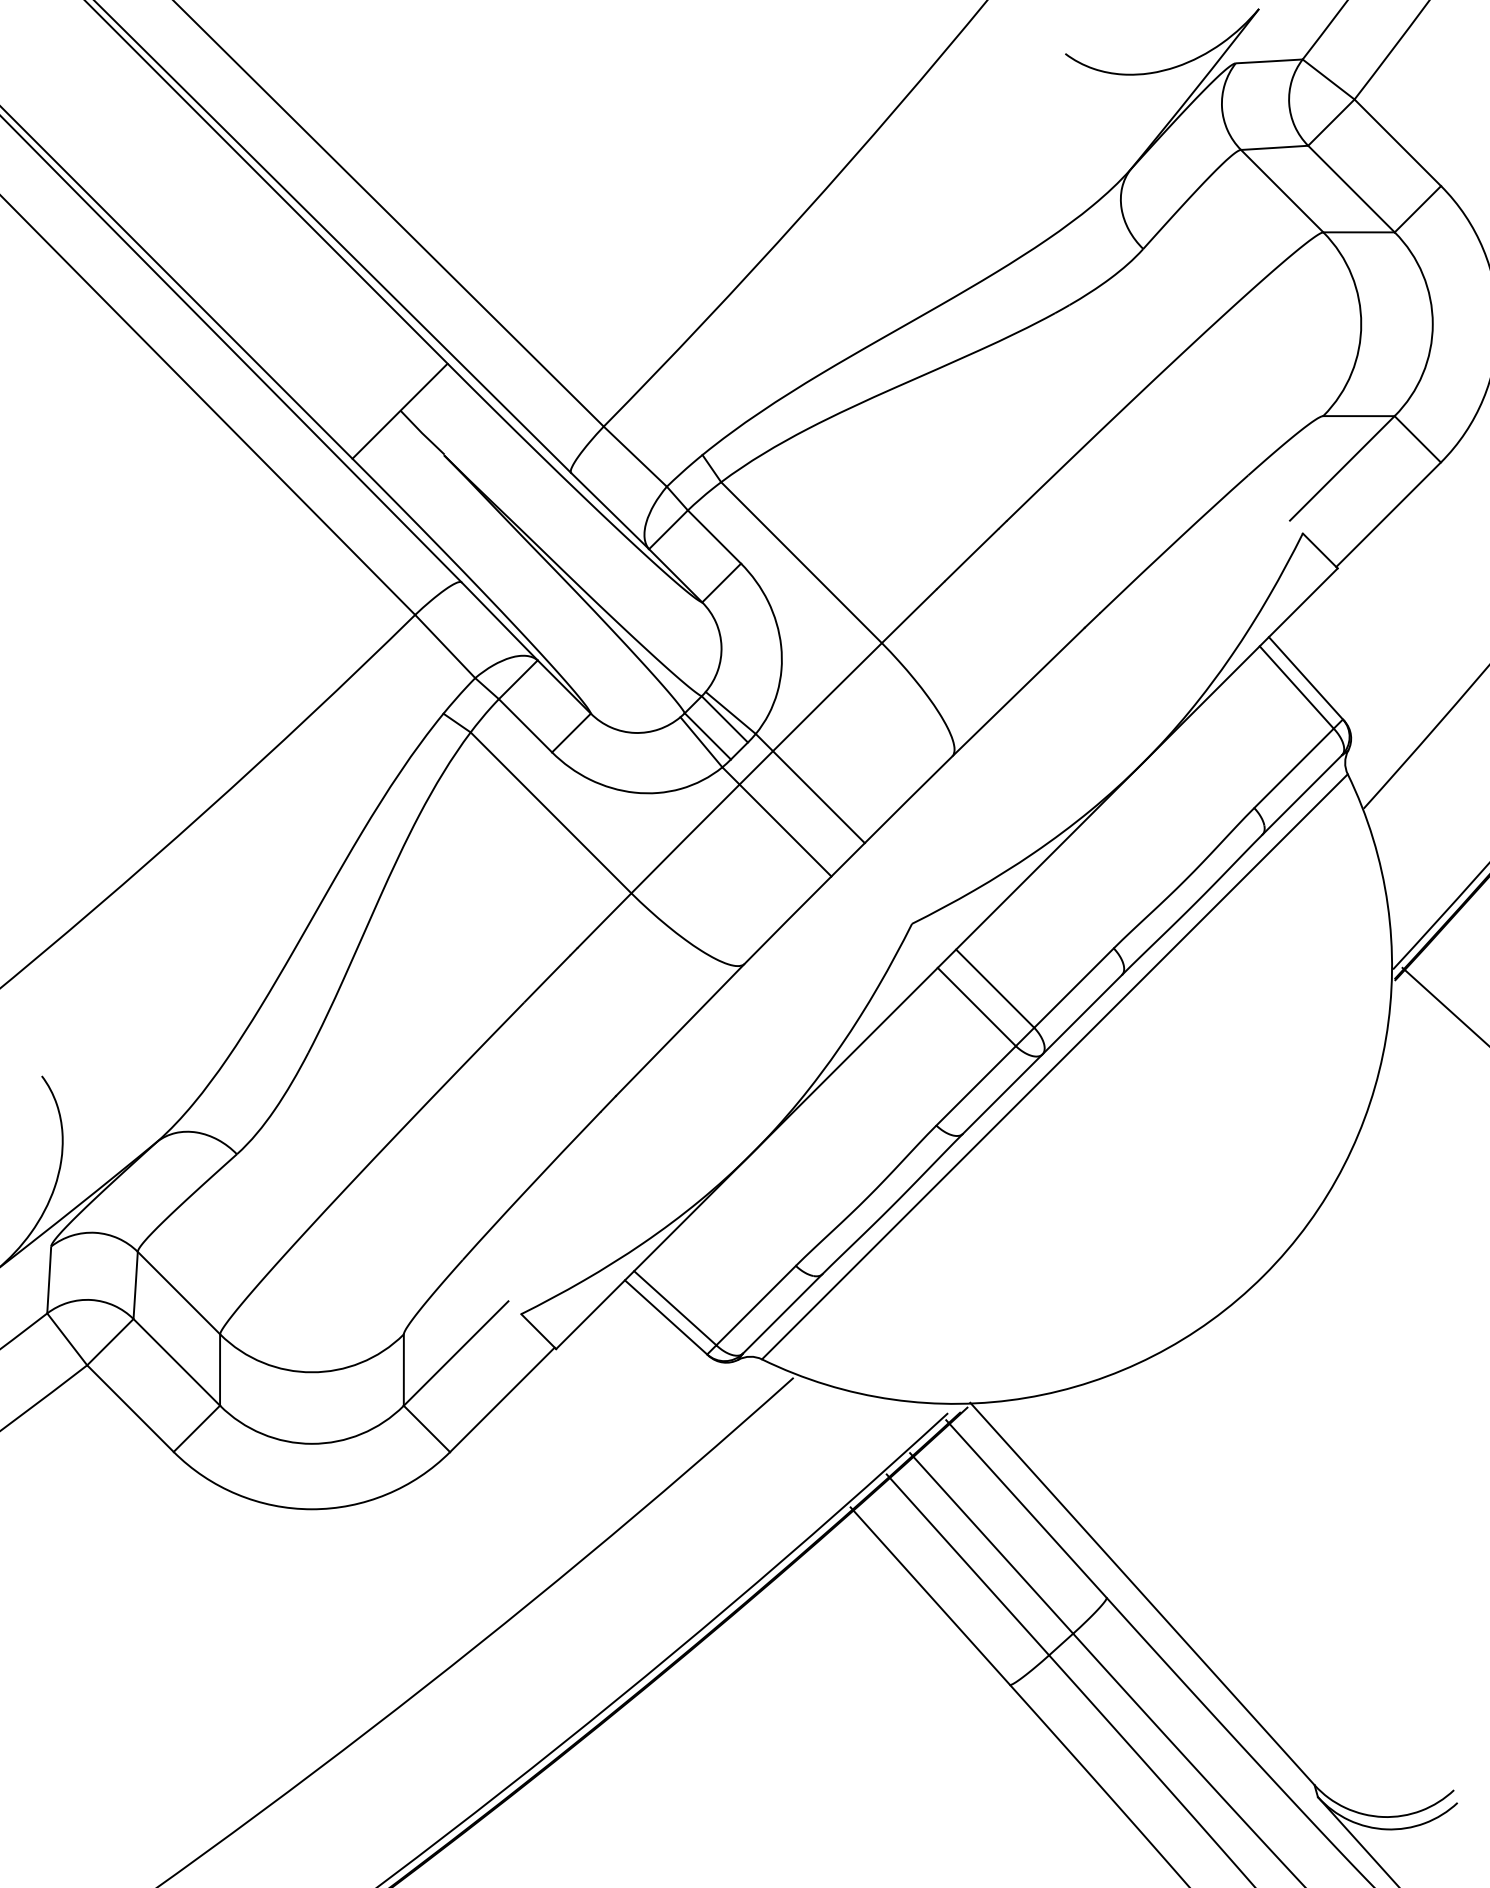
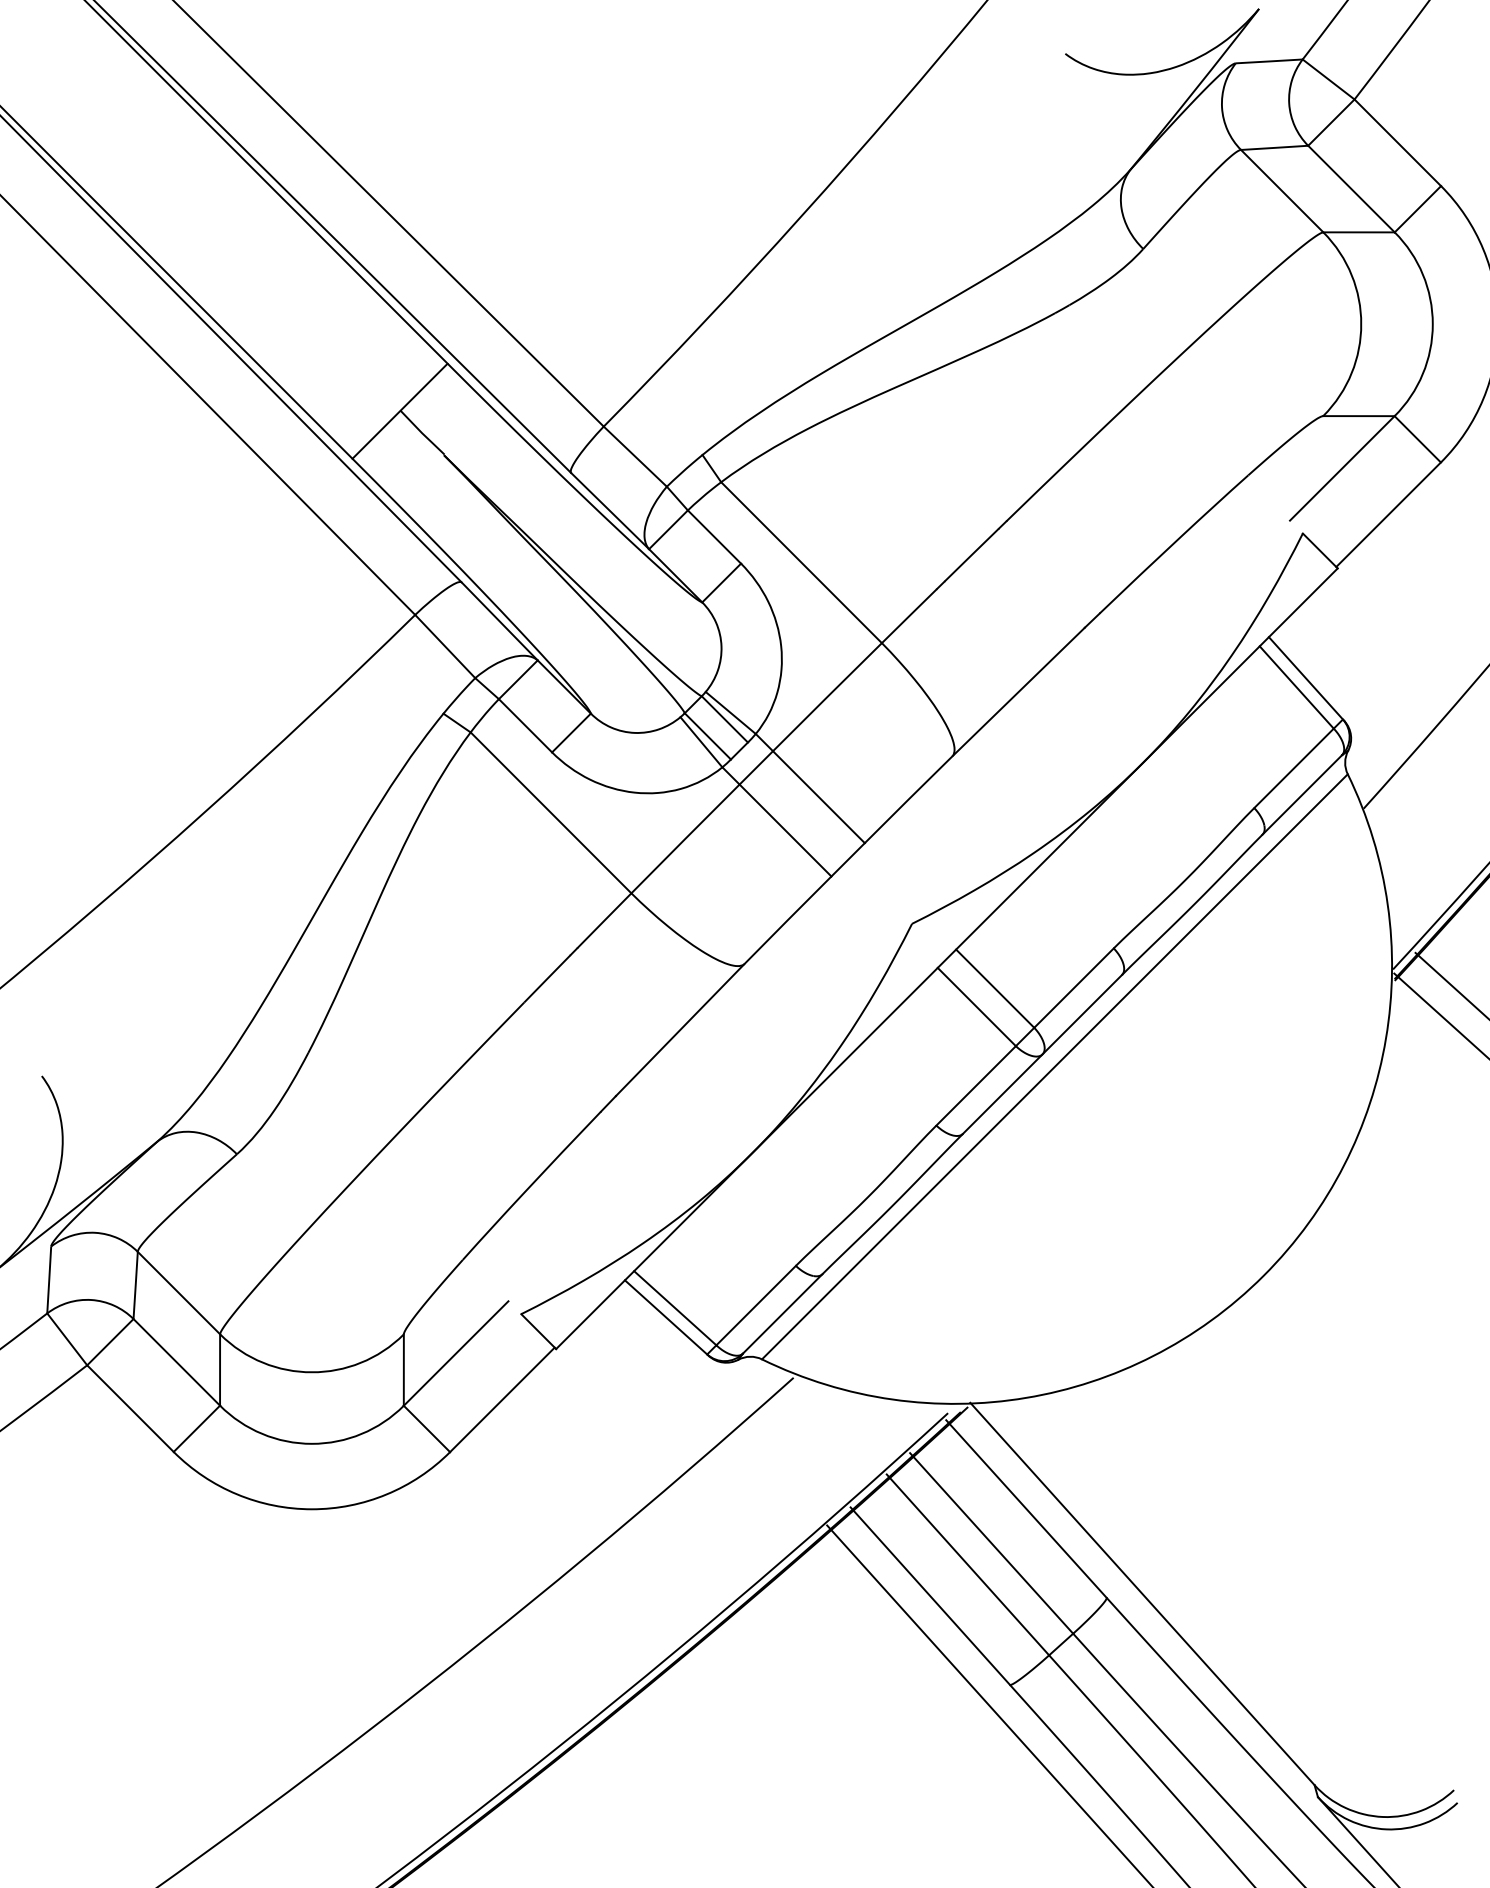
line position: (1444, 1005) -> (1450, 984) (1450, 984)
line: none -> present (1440, 1014)
line: none -> present (988, 1704)
